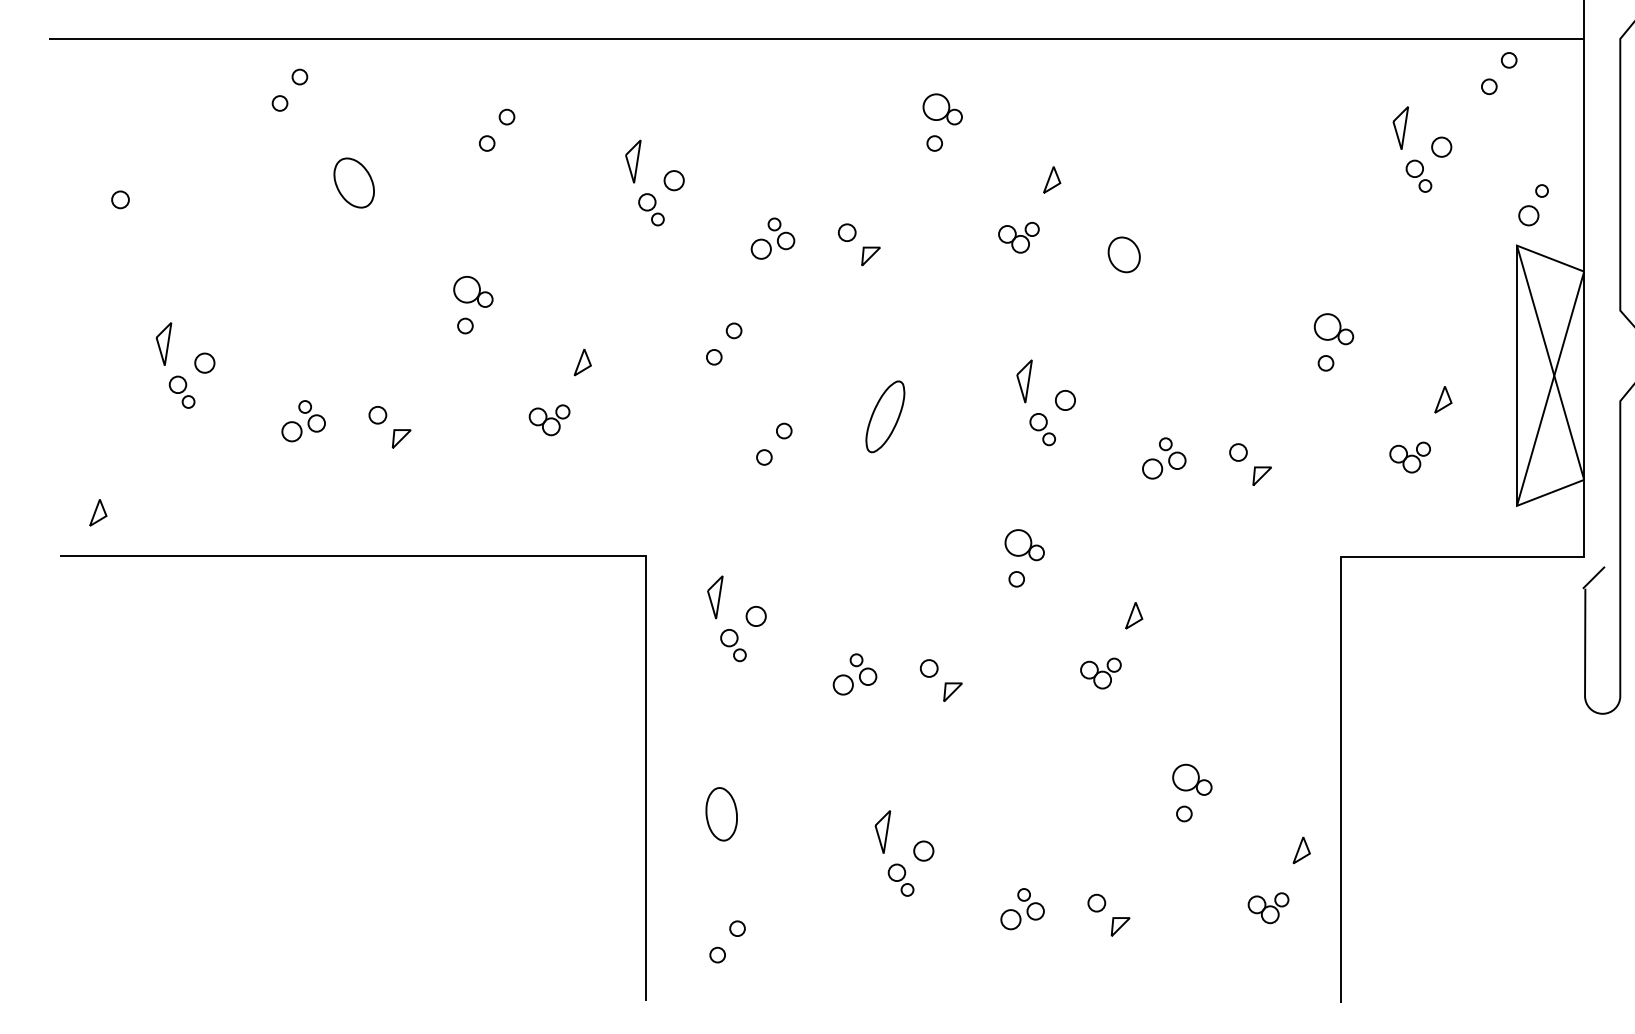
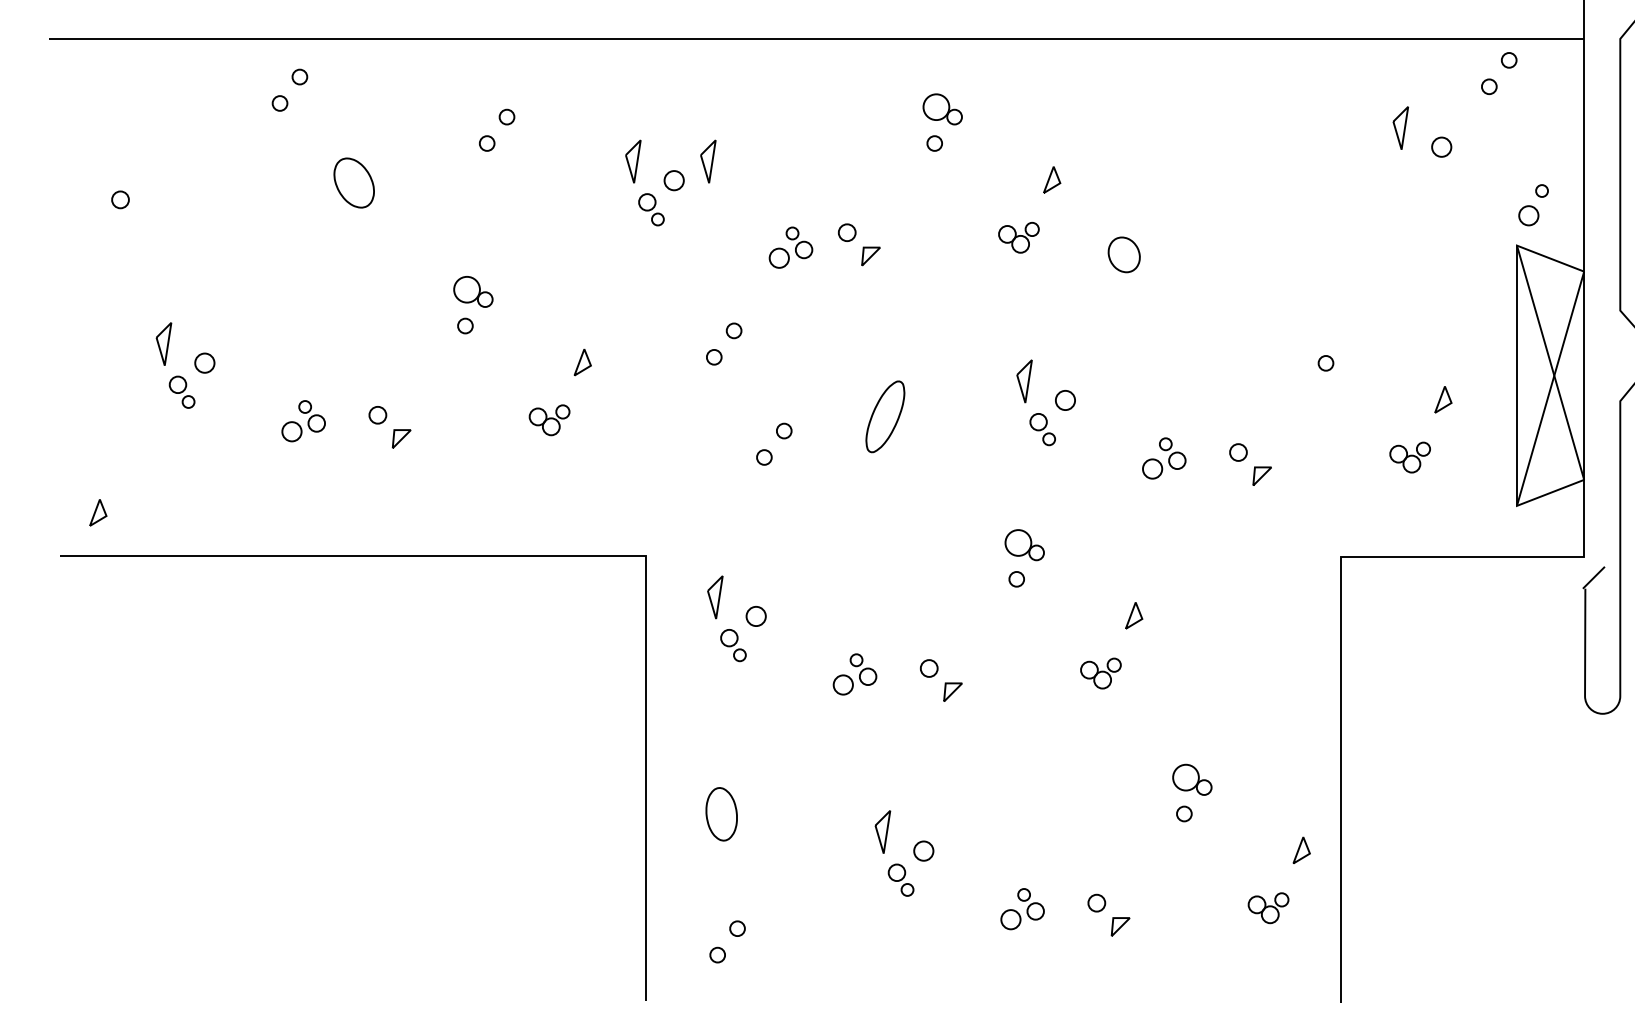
part: none -> present (708, 161)
part: present -> none (1418, 175)
part position: (772, 238) -> (790, 247) (790, 247)
part: present -> none (1333, 329)
